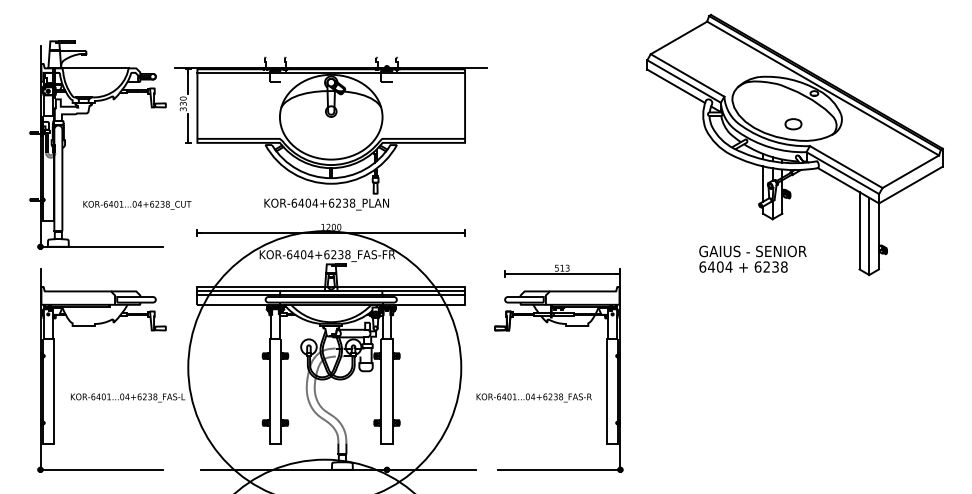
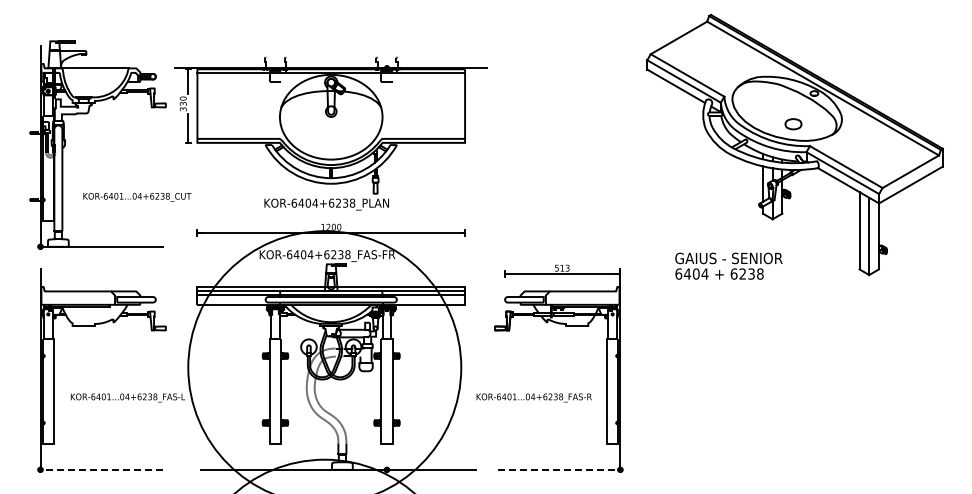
text position: (137, 205) -> (137, 197) (137, 197)
text position: (752, 258) -> (728, 265) (728, 265)
line: solid -> dashed (101, 469)
line: solid -> dashed (559, 469)
